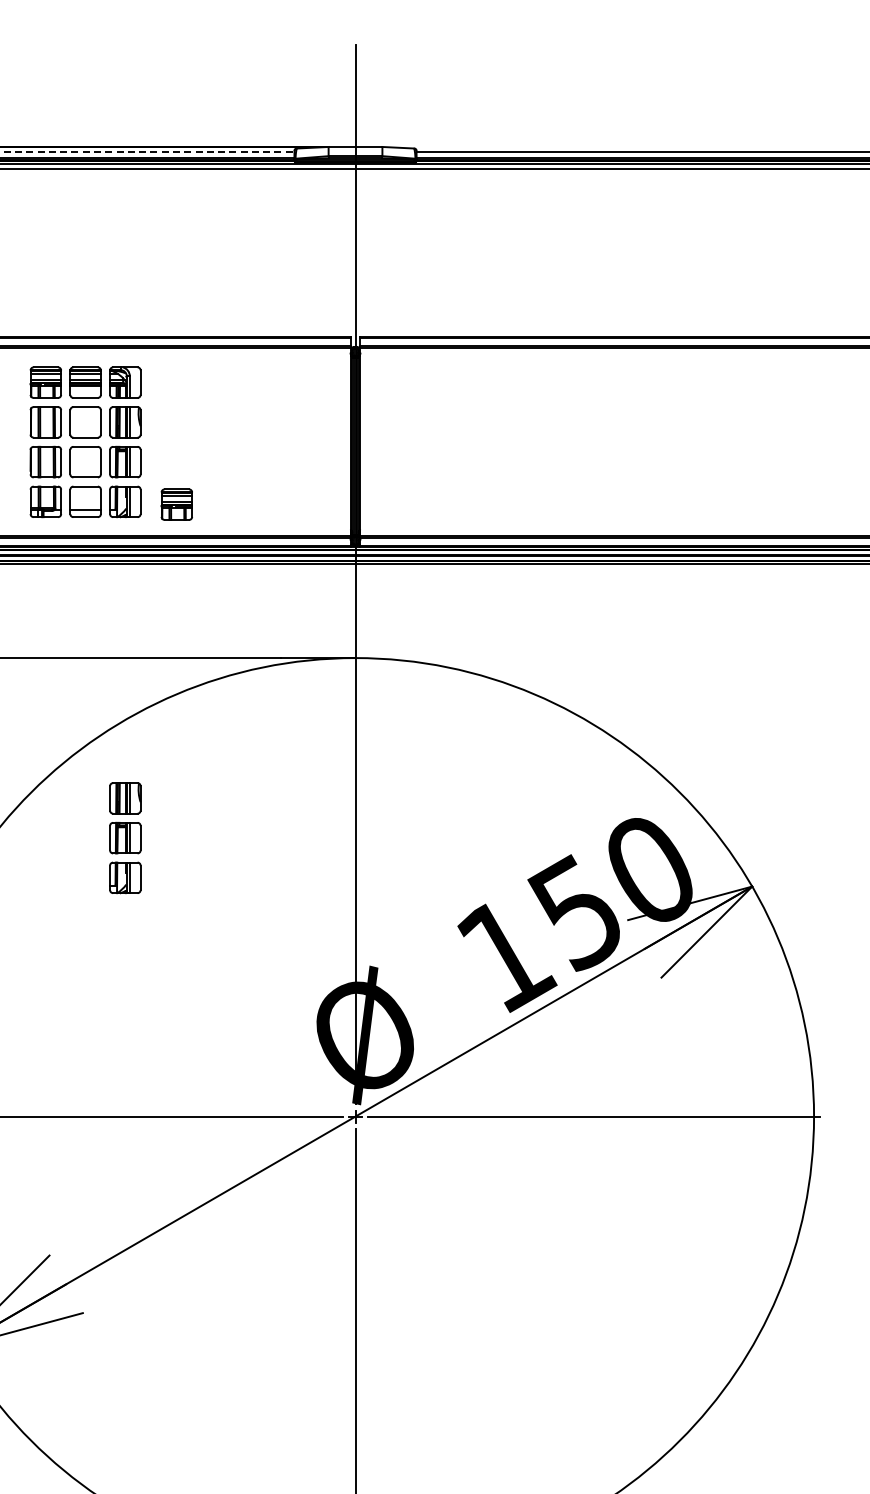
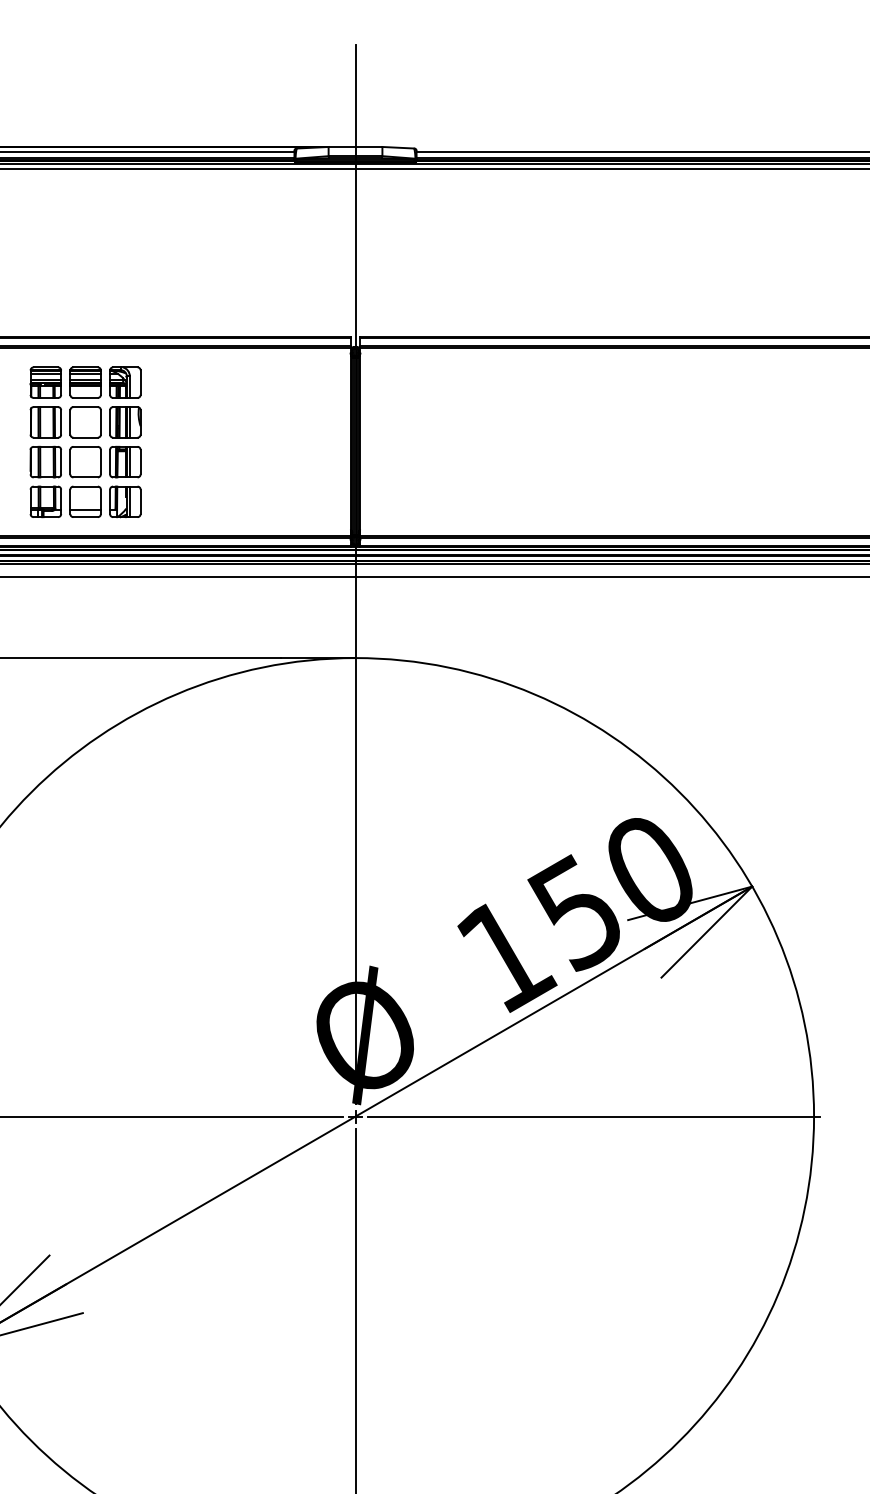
line: dashed -> solid (147, 151)
part: present -> none (176, 504)
line: none -> present (434, 576)
part: present -> none (125, 838)
